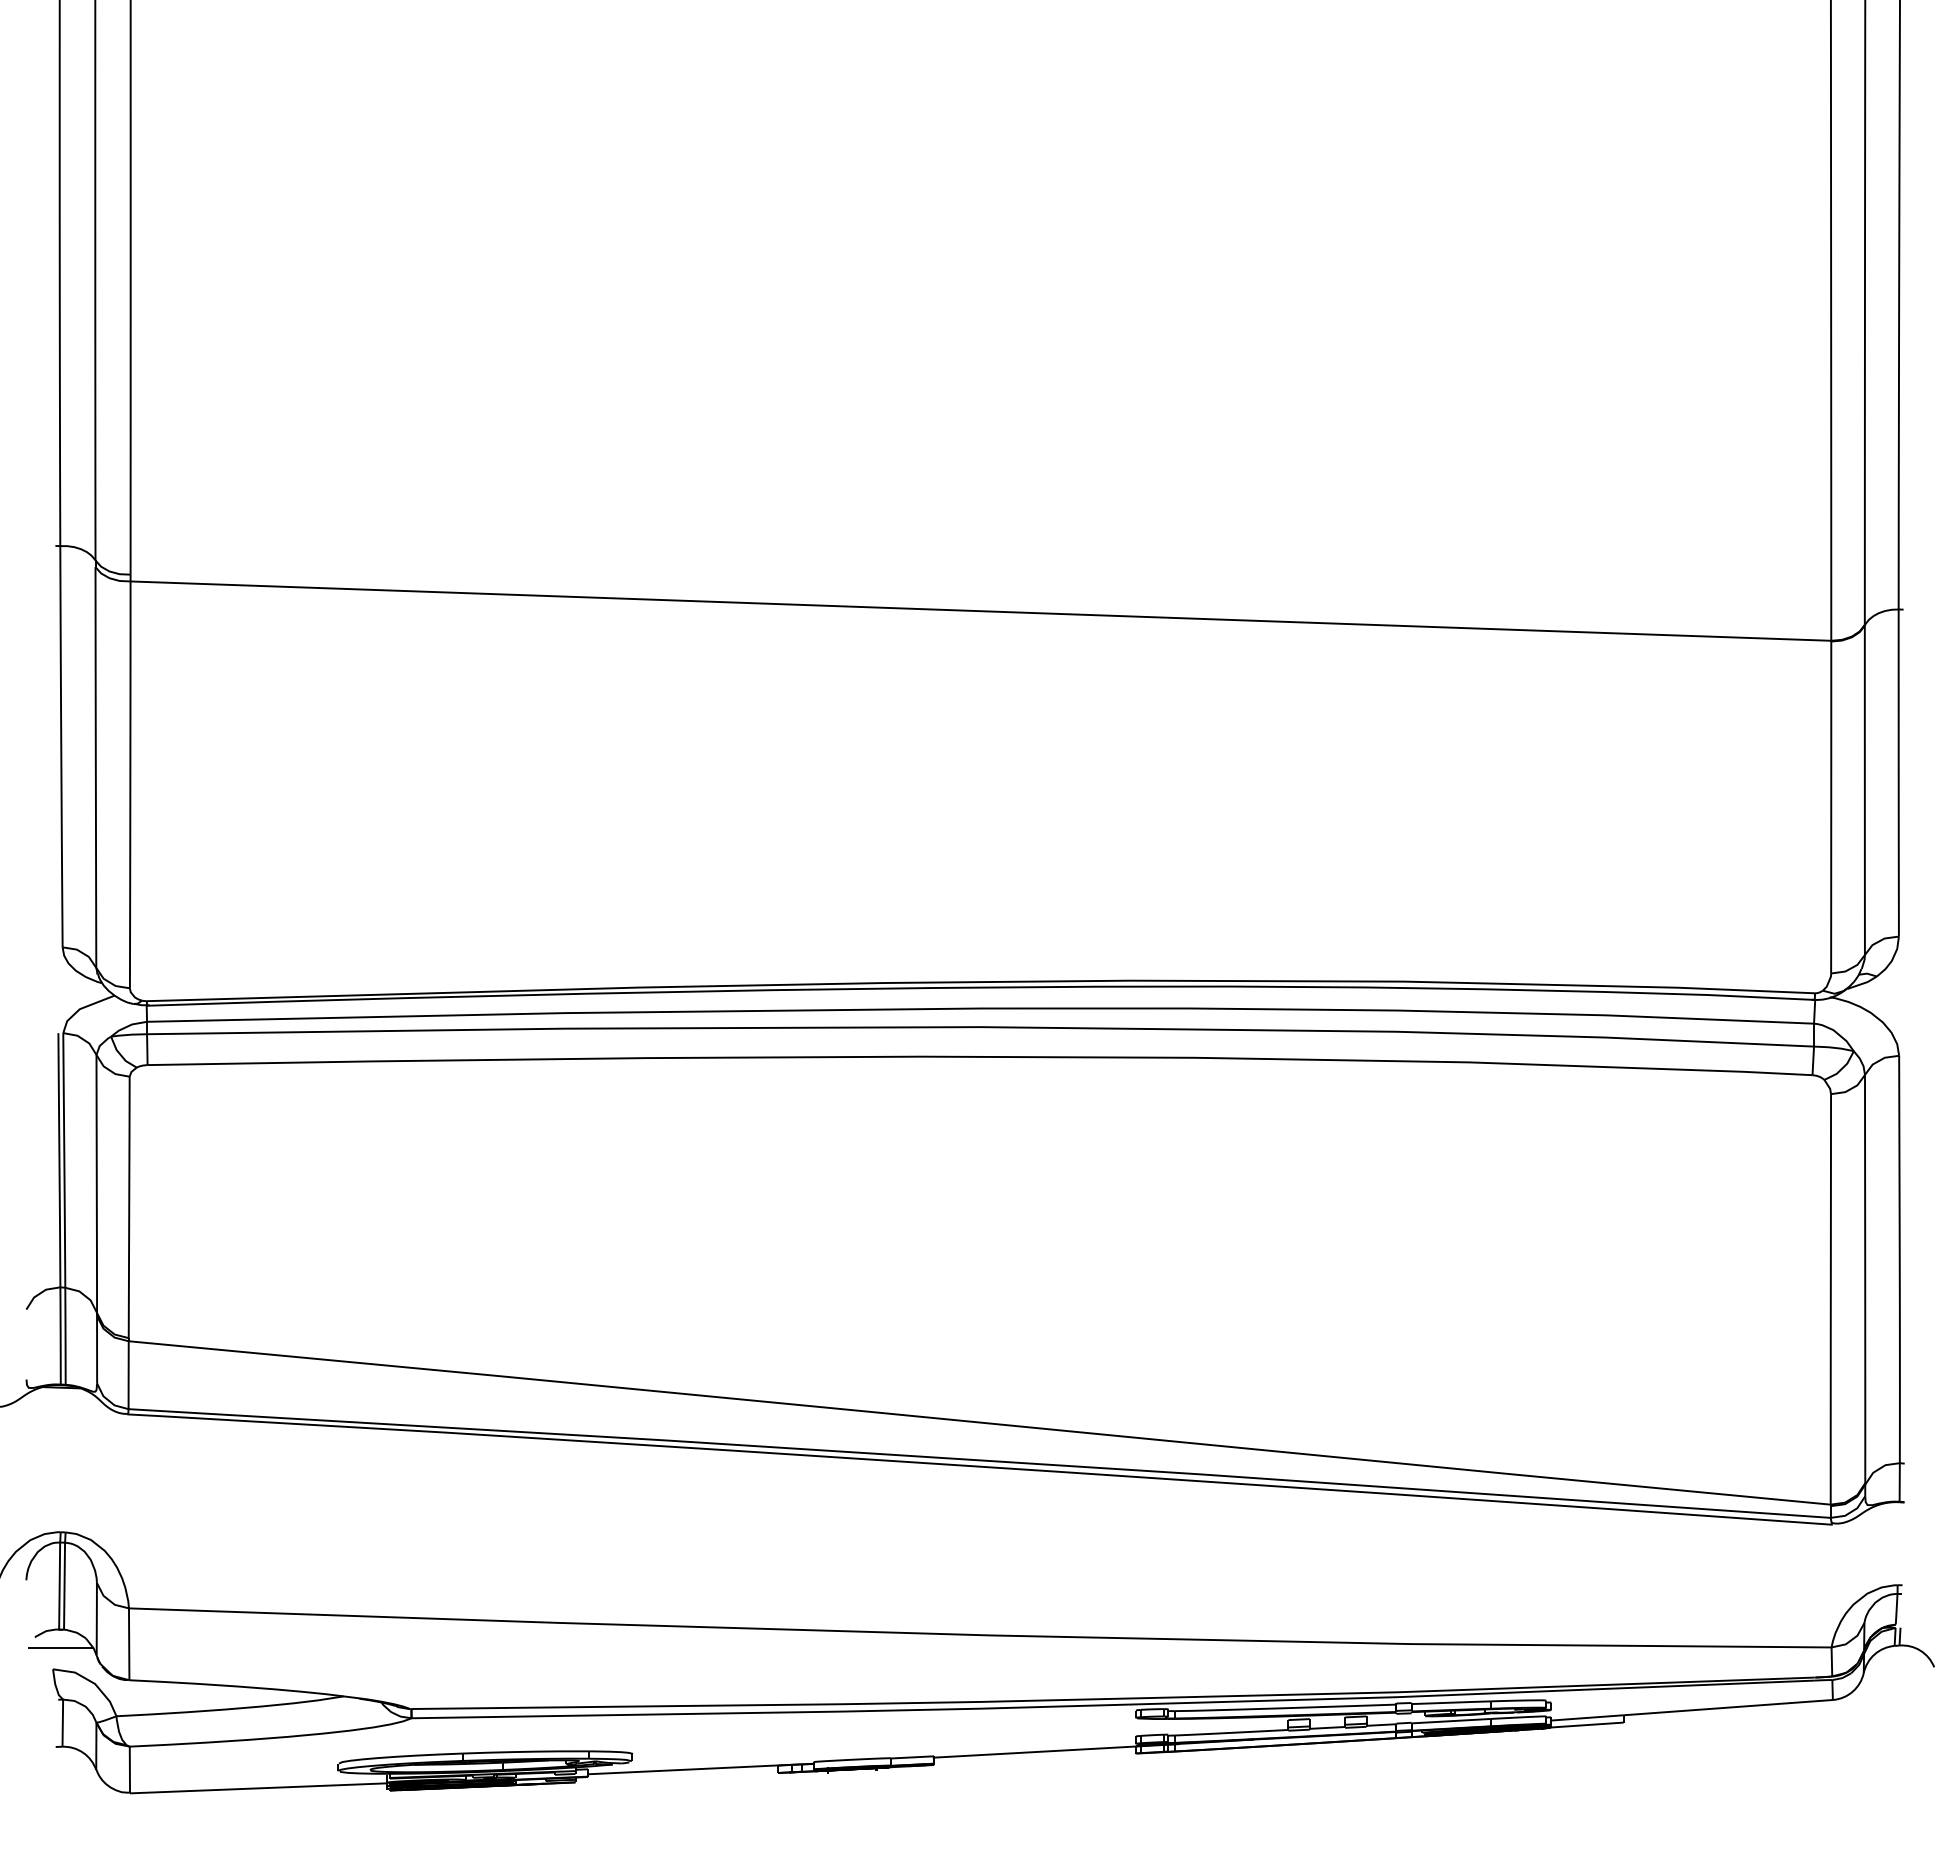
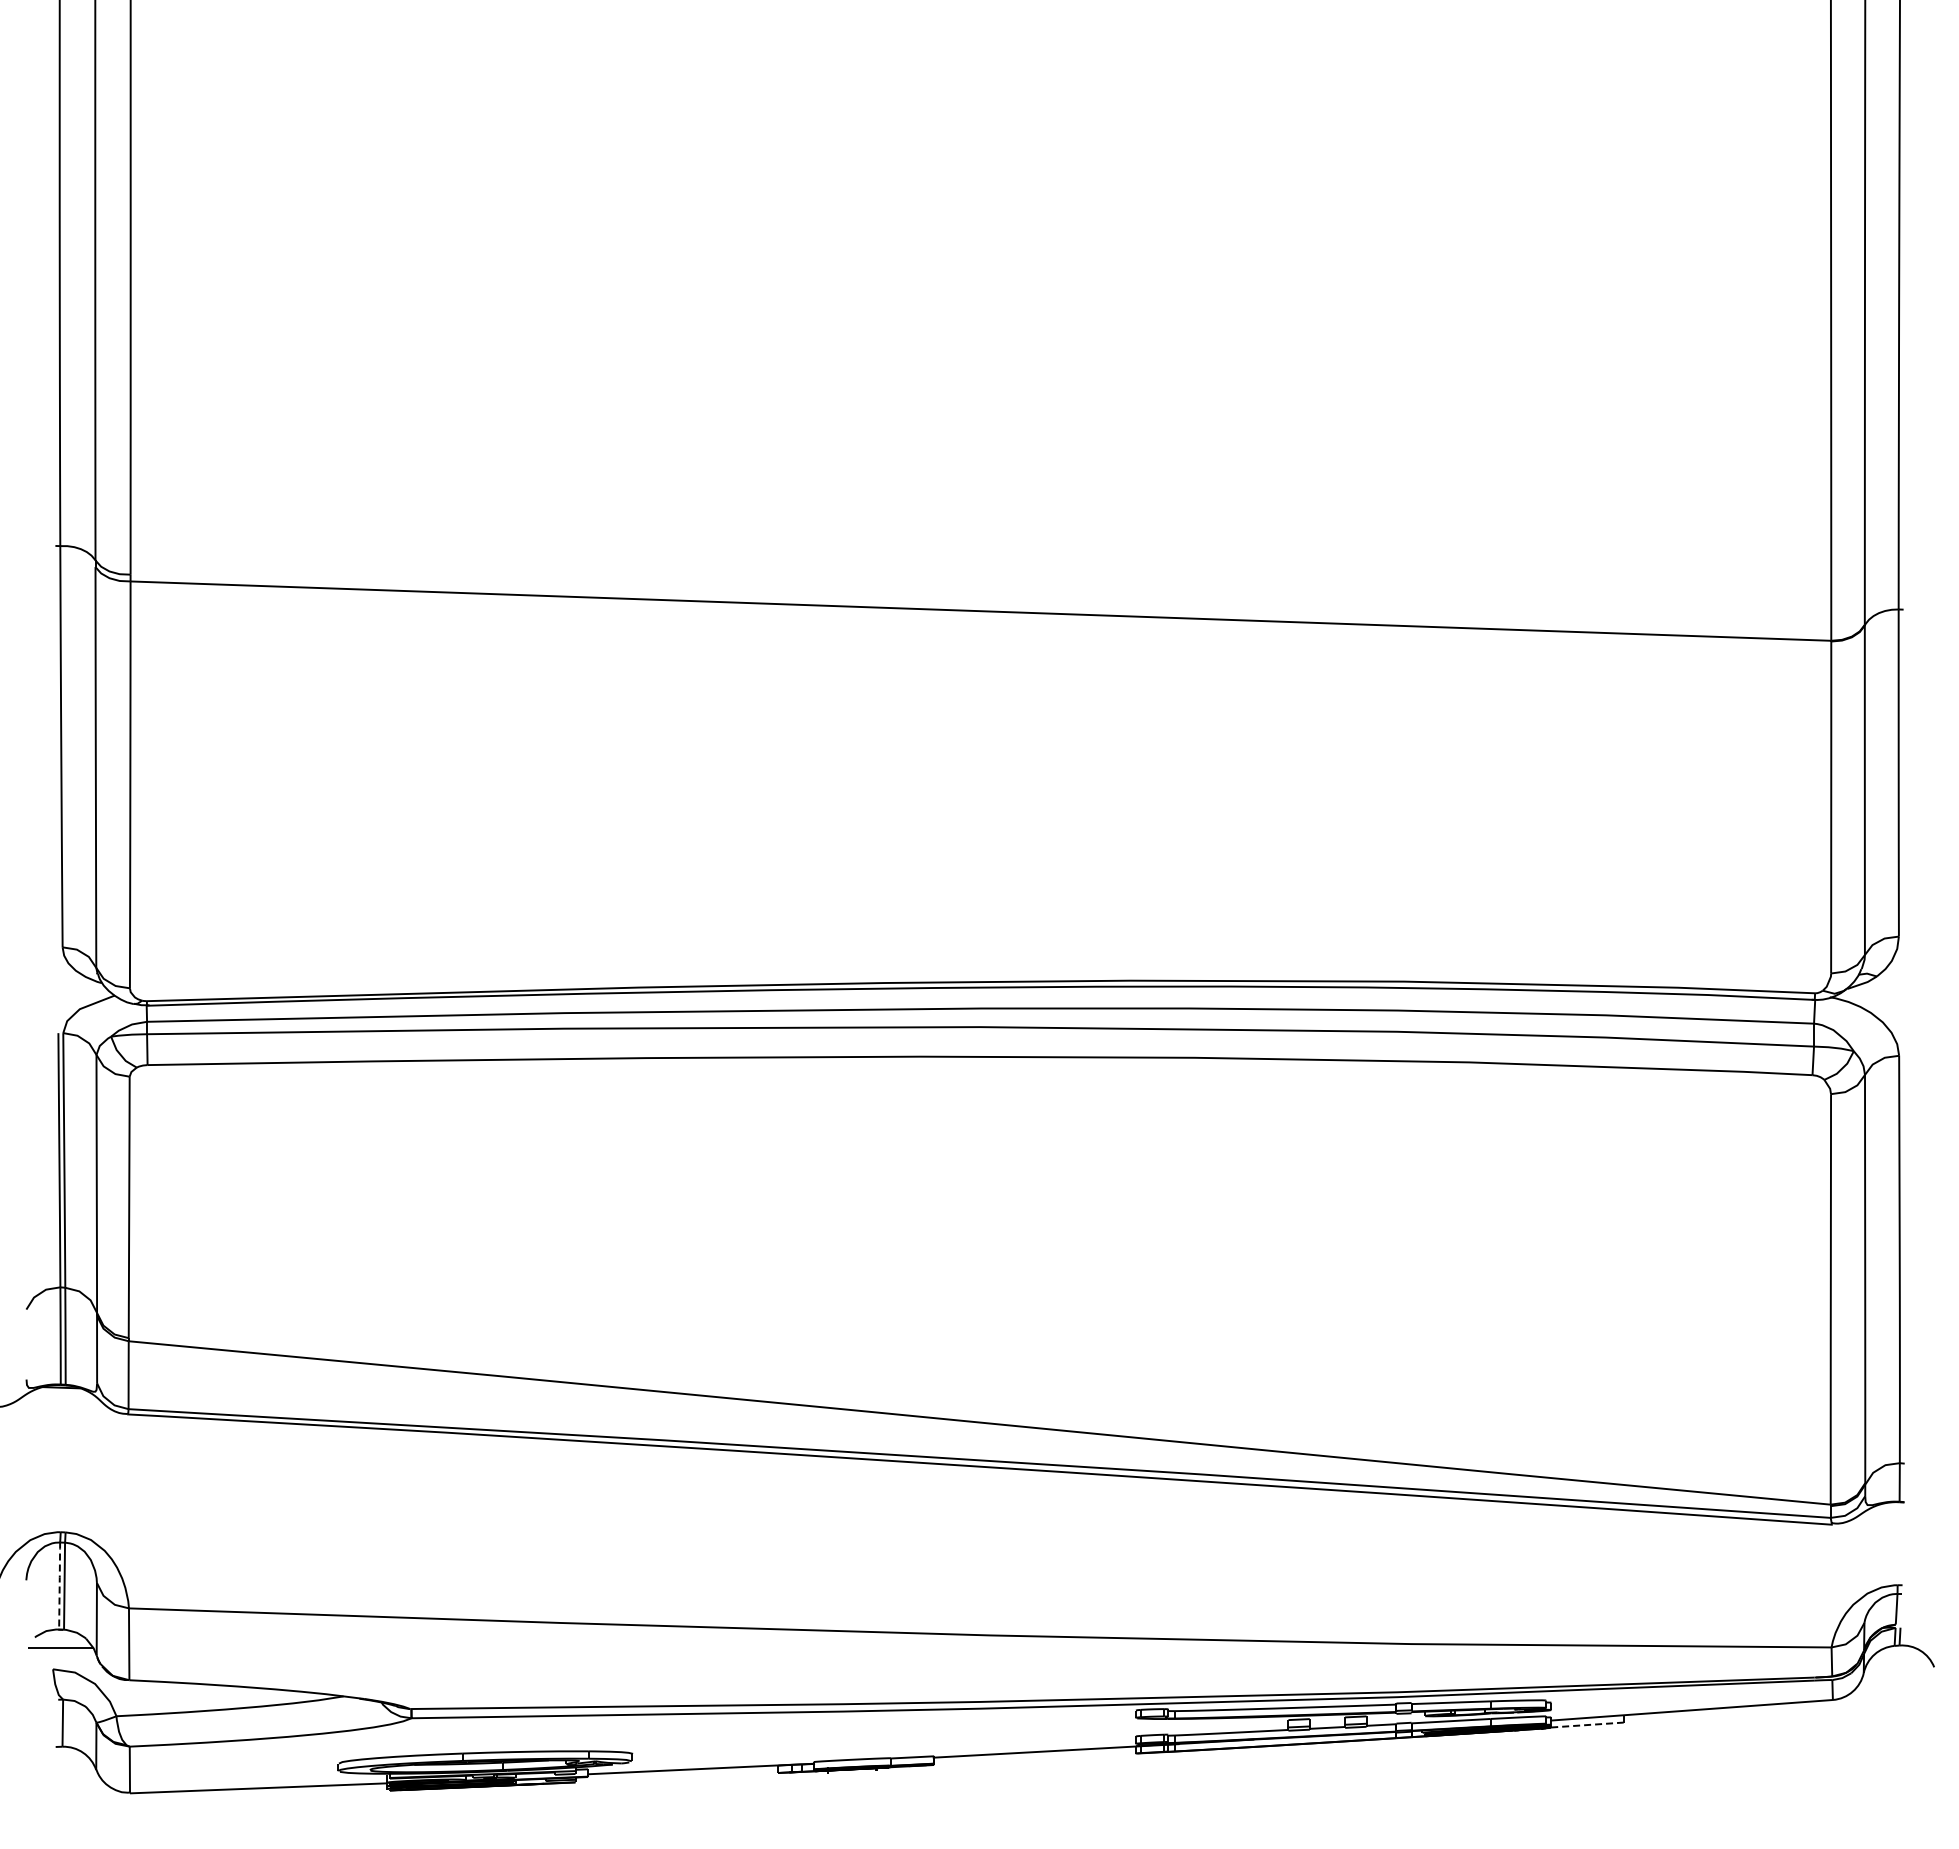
line: solid -> dashed (59, 1585)
line: solid -> dashed (1587, 1725)
